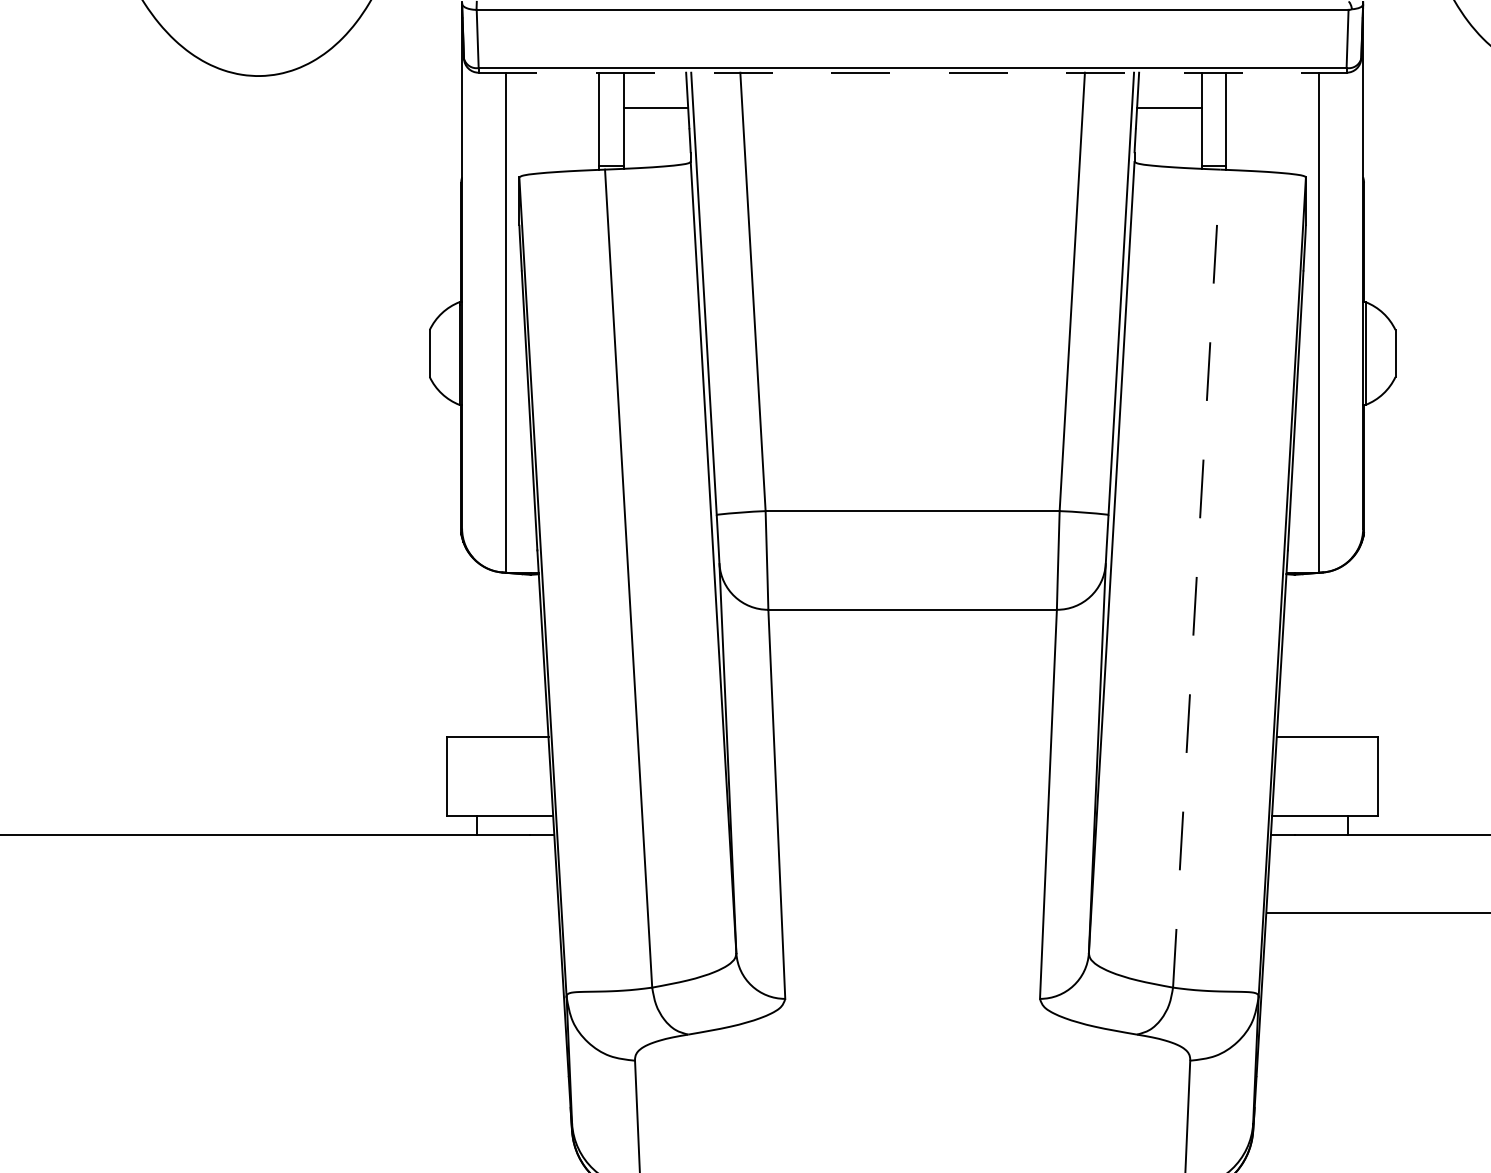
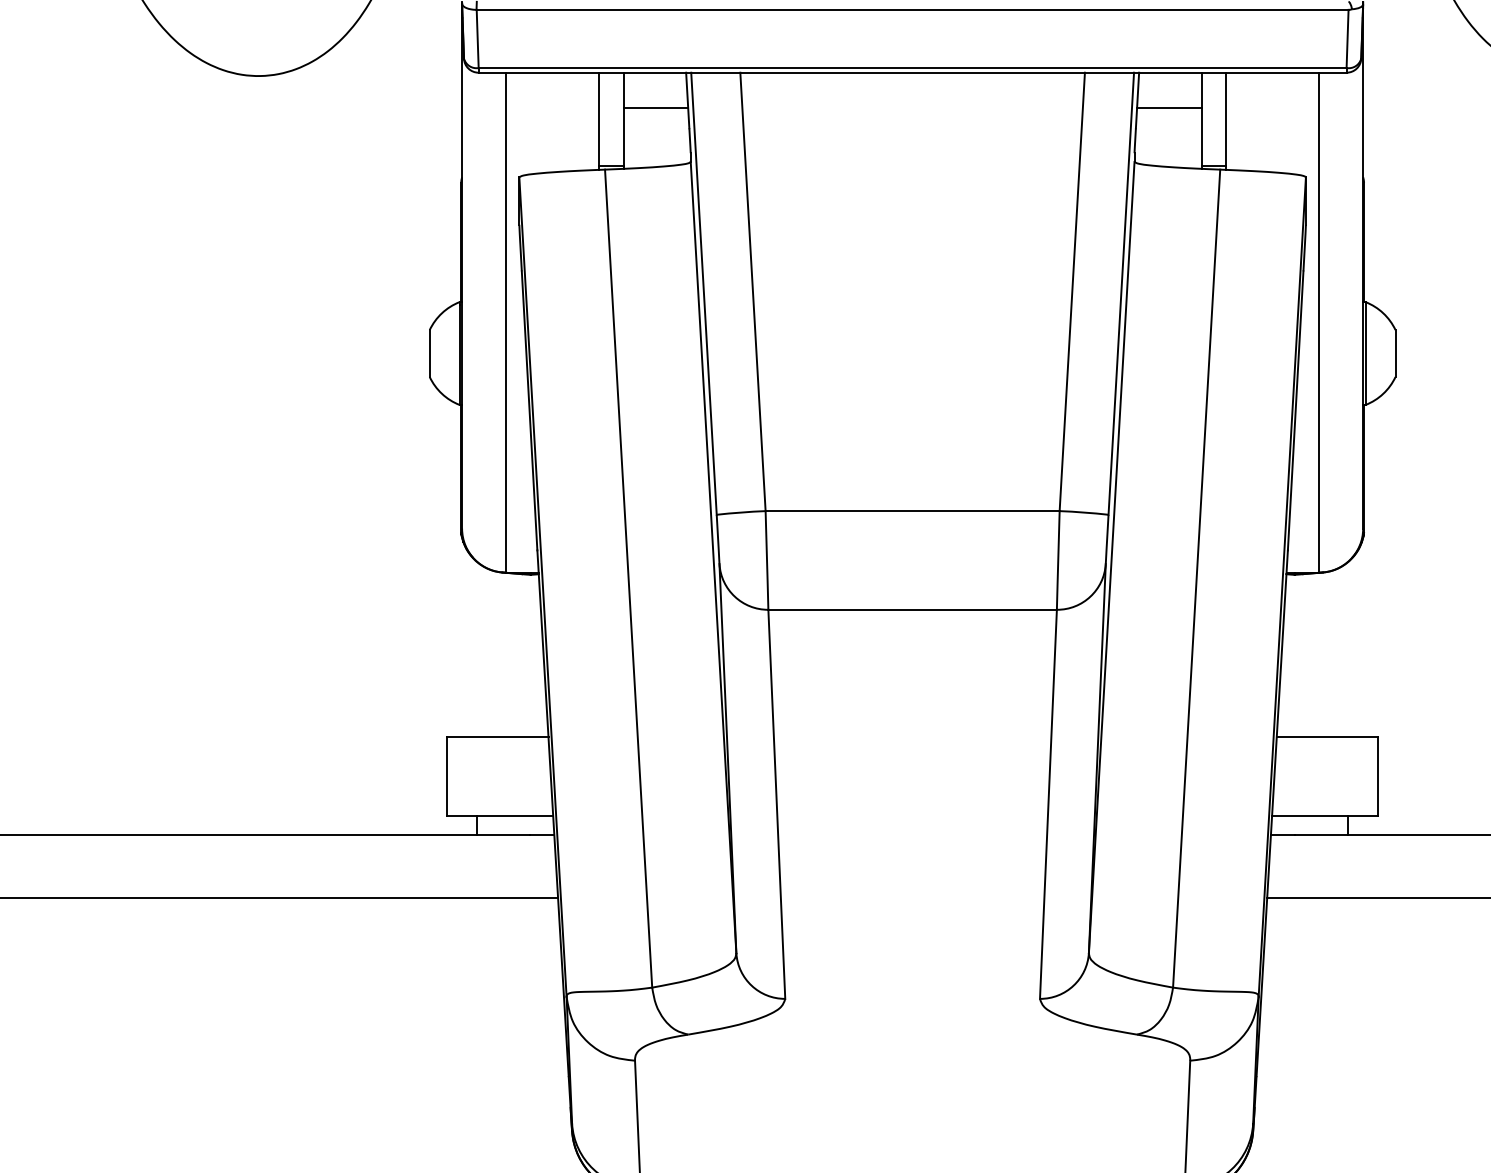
line: dashed -> solid (912, 72)
line: dashed -> solid (1196, 578)
line: none -> present (280, 897)
line position: (1377, 912) -> (1377, 897) (1377, 897)
